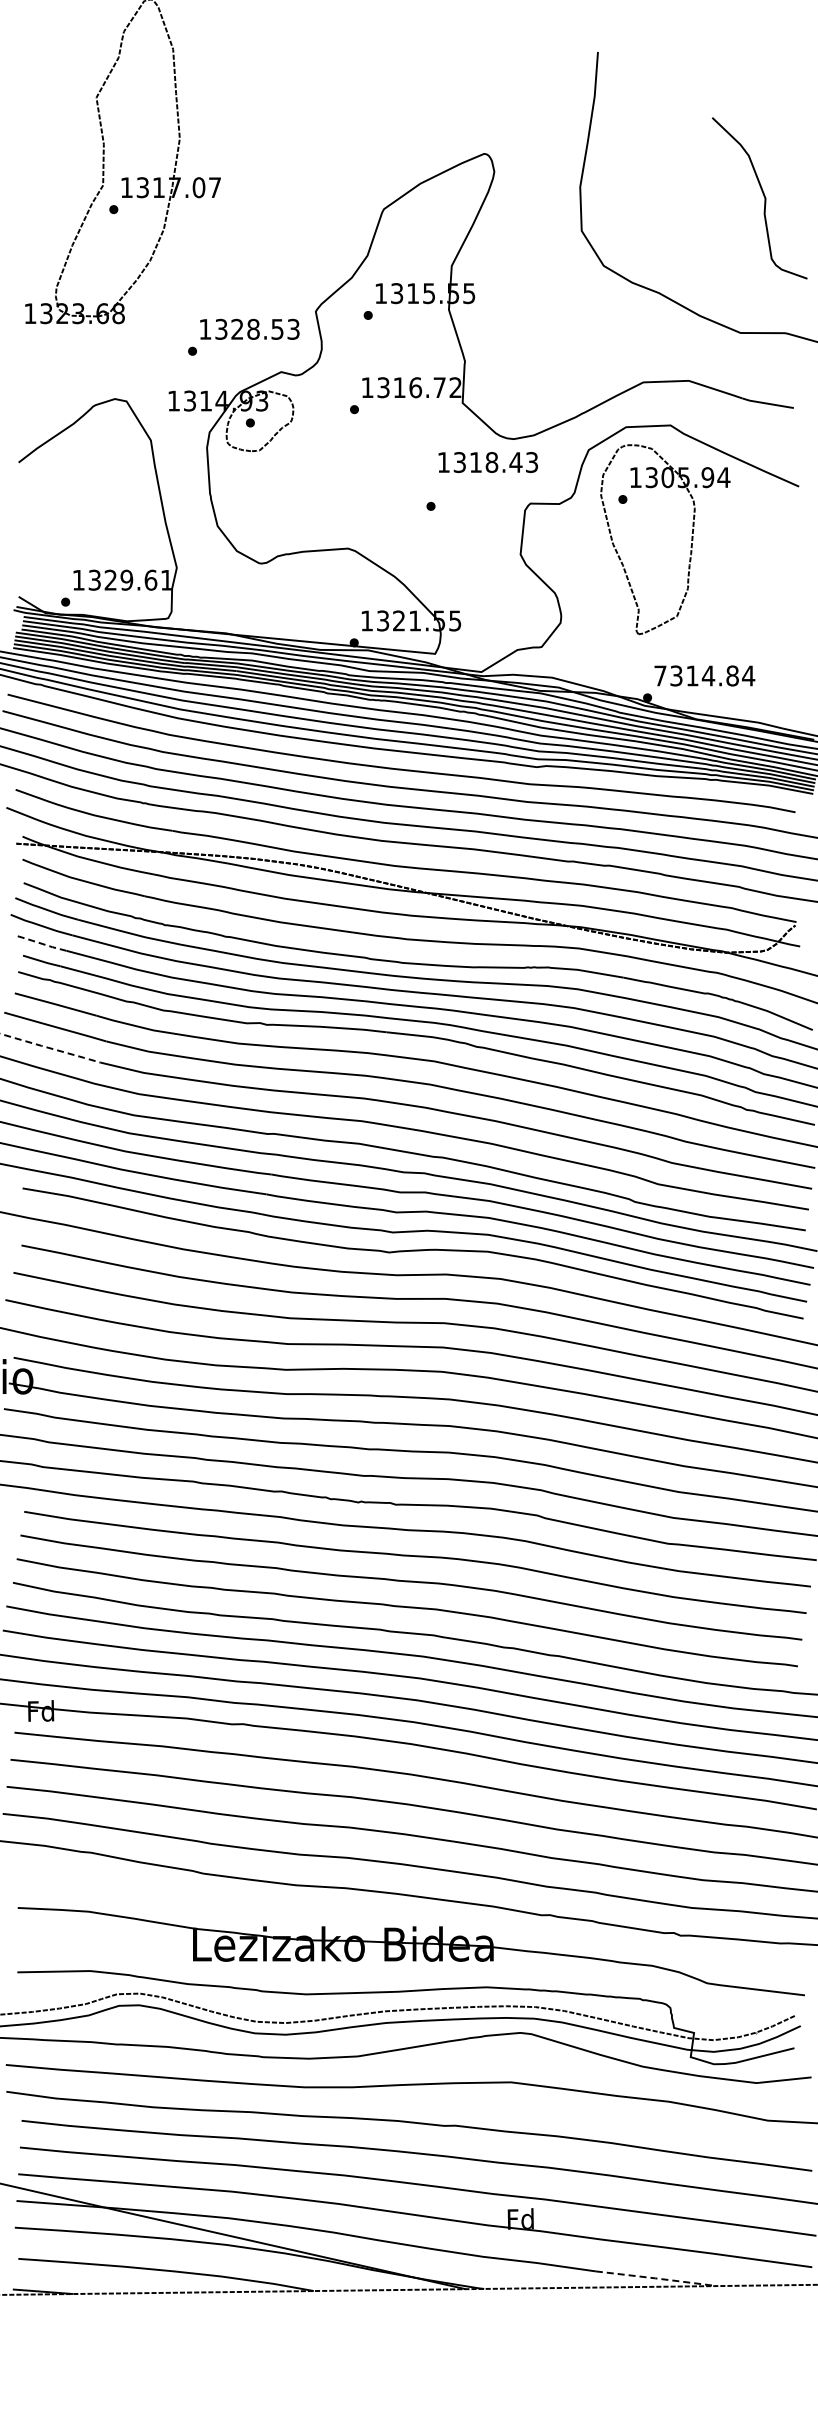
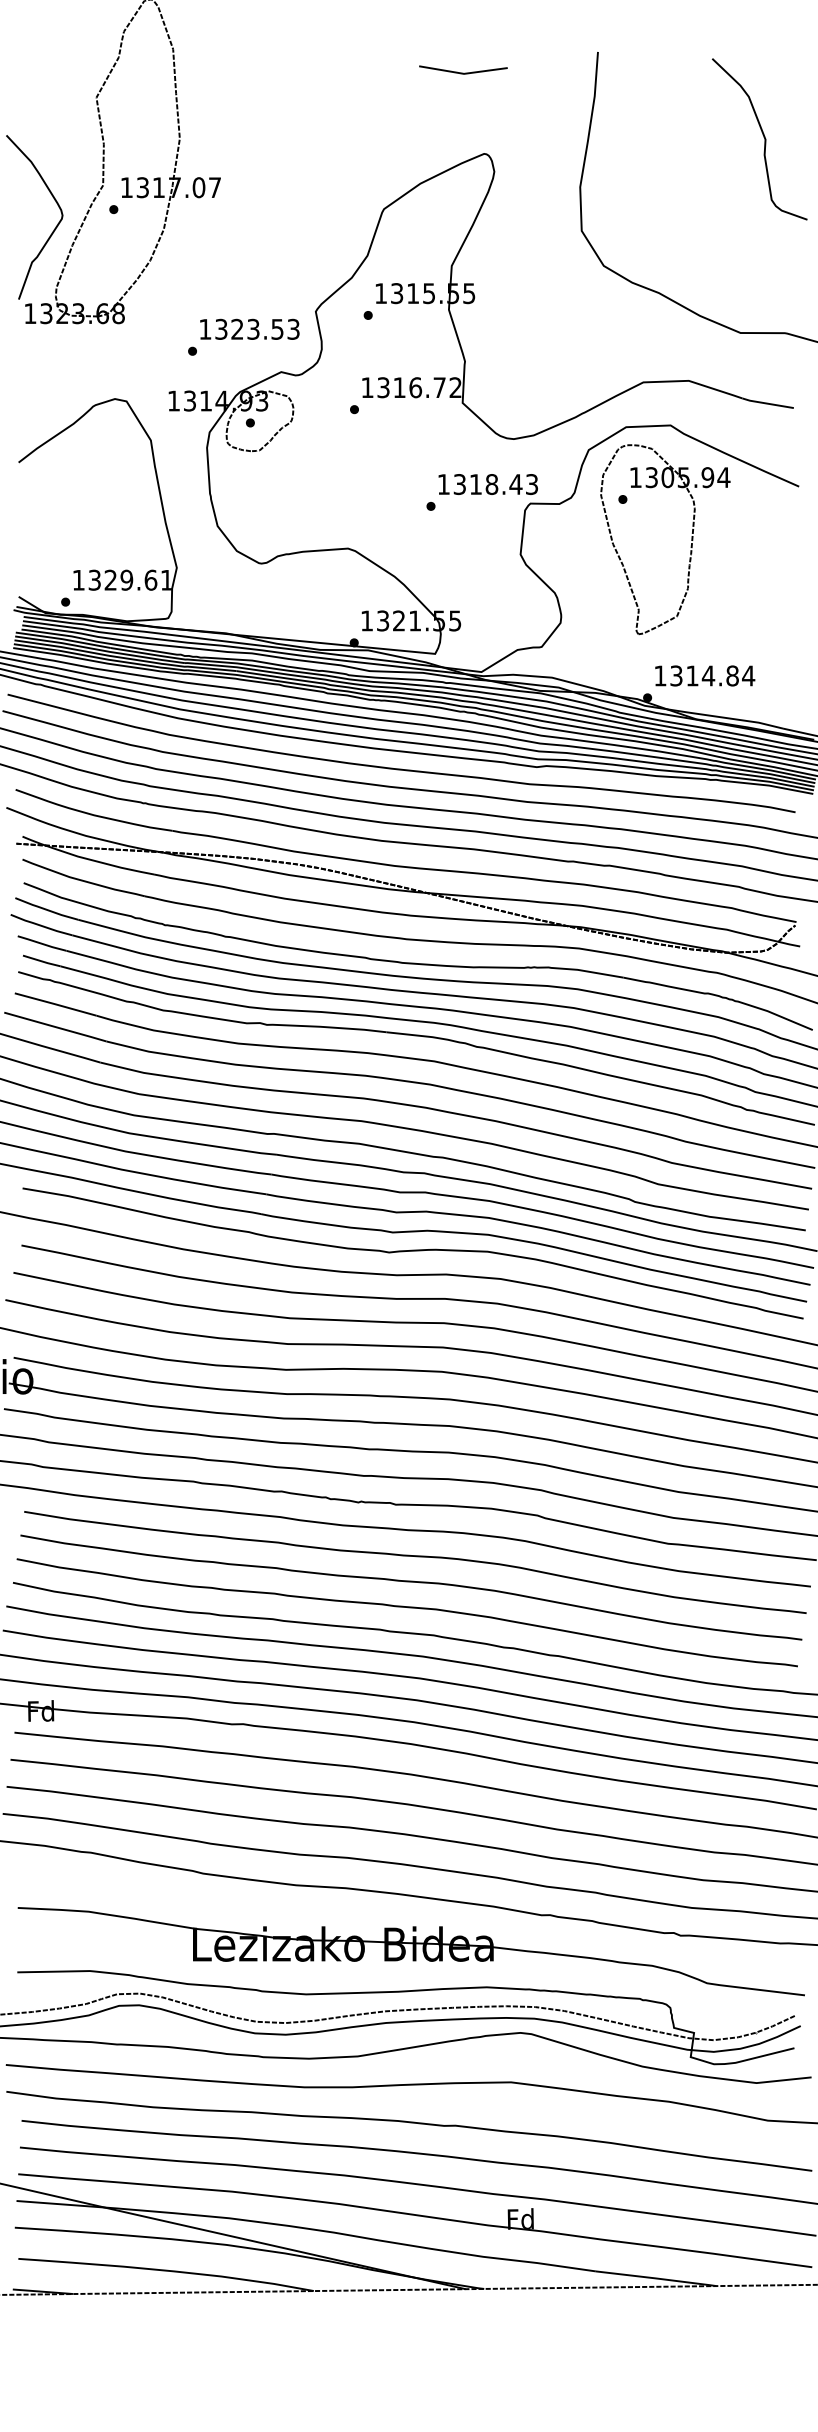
line: none -> present (463, 72)
curve position: (763, 196) -> (763, 137) (763, 137)
curve: none -> present (53, 229)
text: 1328.53 -> 1323.53 (253, 329)
text position: (487, 462) -> (487, 484) (487, 484)
text: 7314.84 -> 1314.84 (660, 675)
line: dashed -> solid (42, 943)
line: dashed -> solid (51, 1048)
line: dashed -> solid (656, 2278)
